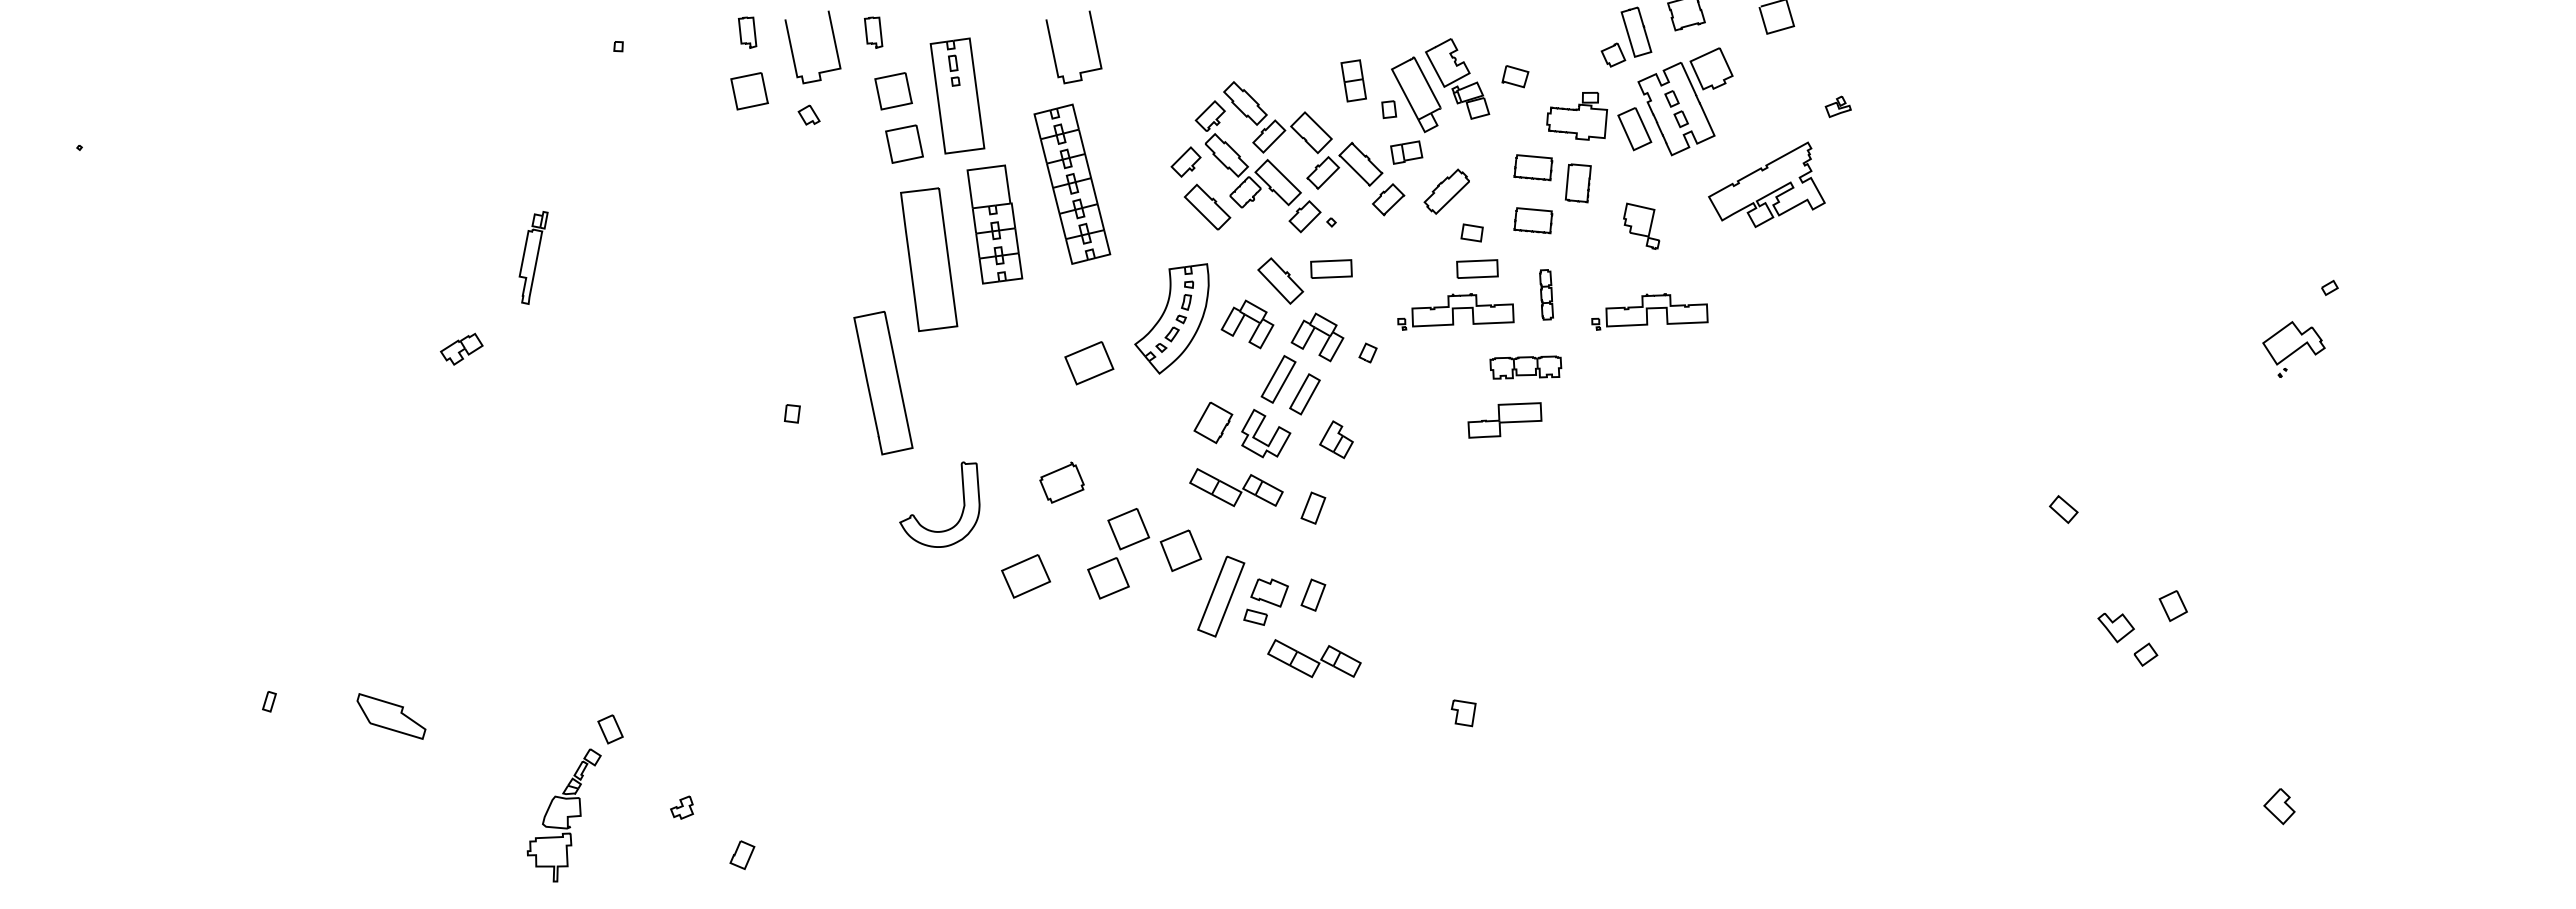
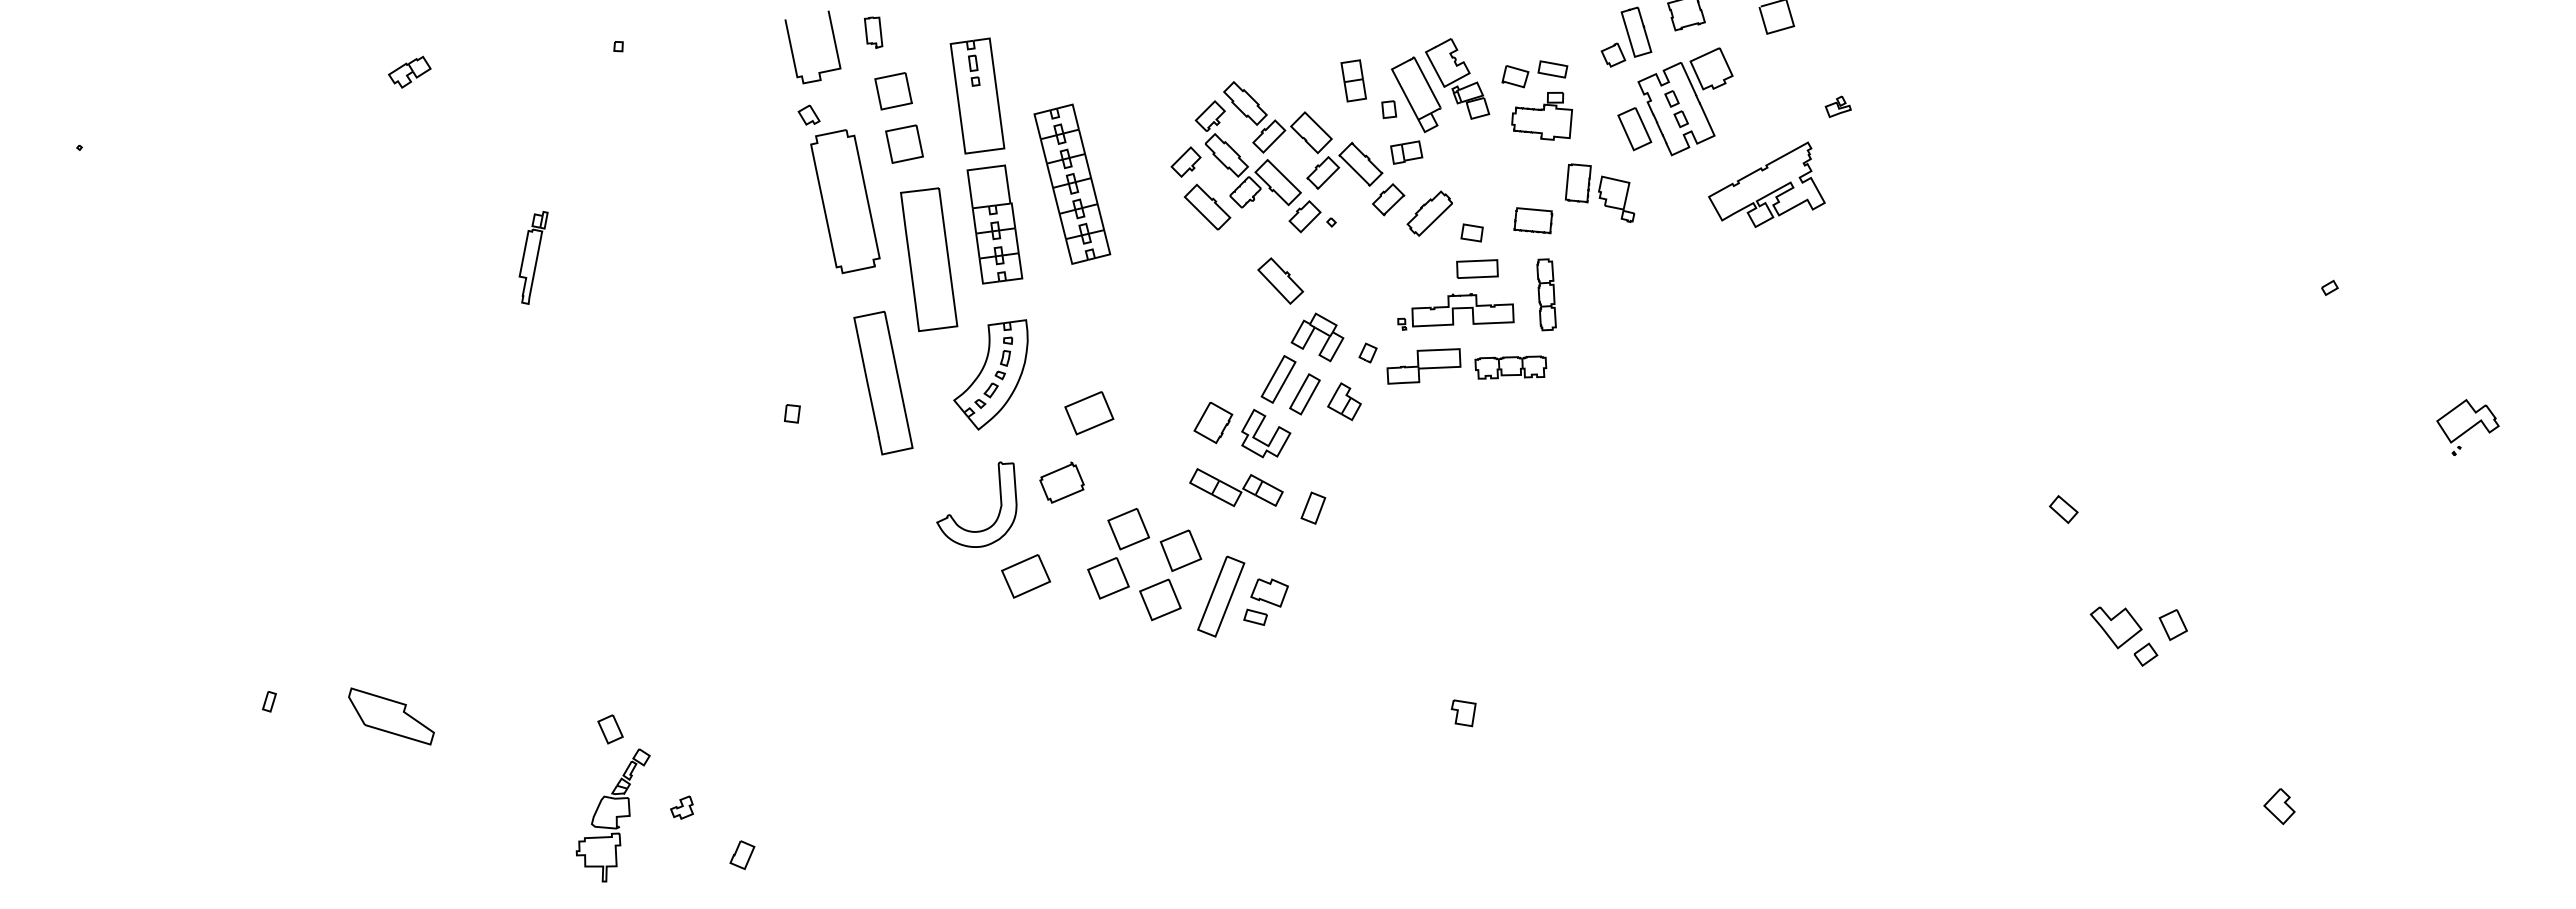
part: present -> none (747, 32)
curve: present -> none (1054, 52)
part: none -> present (1552, 69)
part: present -> none (749, 91)
part position: (957, 95) -> (977, 95) (977, 95)
part position: (1577, 115) -> (1542, 115) (1542, 115)
part: present -> none (1533, 167)
part position: (1446, 191) -> (1429, 213) (1429, 213)
part: none -> present (845, 201)
part position: (1641, 225) -> (1616, 198) (1616, 198)
part: present -> none (1331, 268)
part size: 15x52 px -> 21x74 px (1546, 294)
part: present -> none (1649, 311)
part position: (1171, 318) -> (990, 374) (990, 374)
part: present -> none (1249, 318)
part position: (461, 348) -> (409, 71) (409, 71)
part position: (2293, 349) -> (2467, 427) (2467, 427)
part position: (1089, 363) -> (1089, 413) (1089, 413)
part position: (1525, 367) -> (1510, 367) (1510, 367)
part position: (1504, 420) -> (1423, 366) (1423, 366)
part position: (1336, 439) -> (1344, 401) (1344, 401)
part position: (962, 508) -> (999, 508) (999, 508)
part: present -> none (1313, 594)
part: none -> present (1160, 599)
part position: (2172, 605) -> (2172, 624) (2172, 624)
part size: 38x32 px -> 54x44 px (2115, 627)
part: present -> none (1314, 658)
part size: 71x47 px -> 87x59 px (391, 716)
part position: (563, 815) -> (612, 815) (612, 815)
